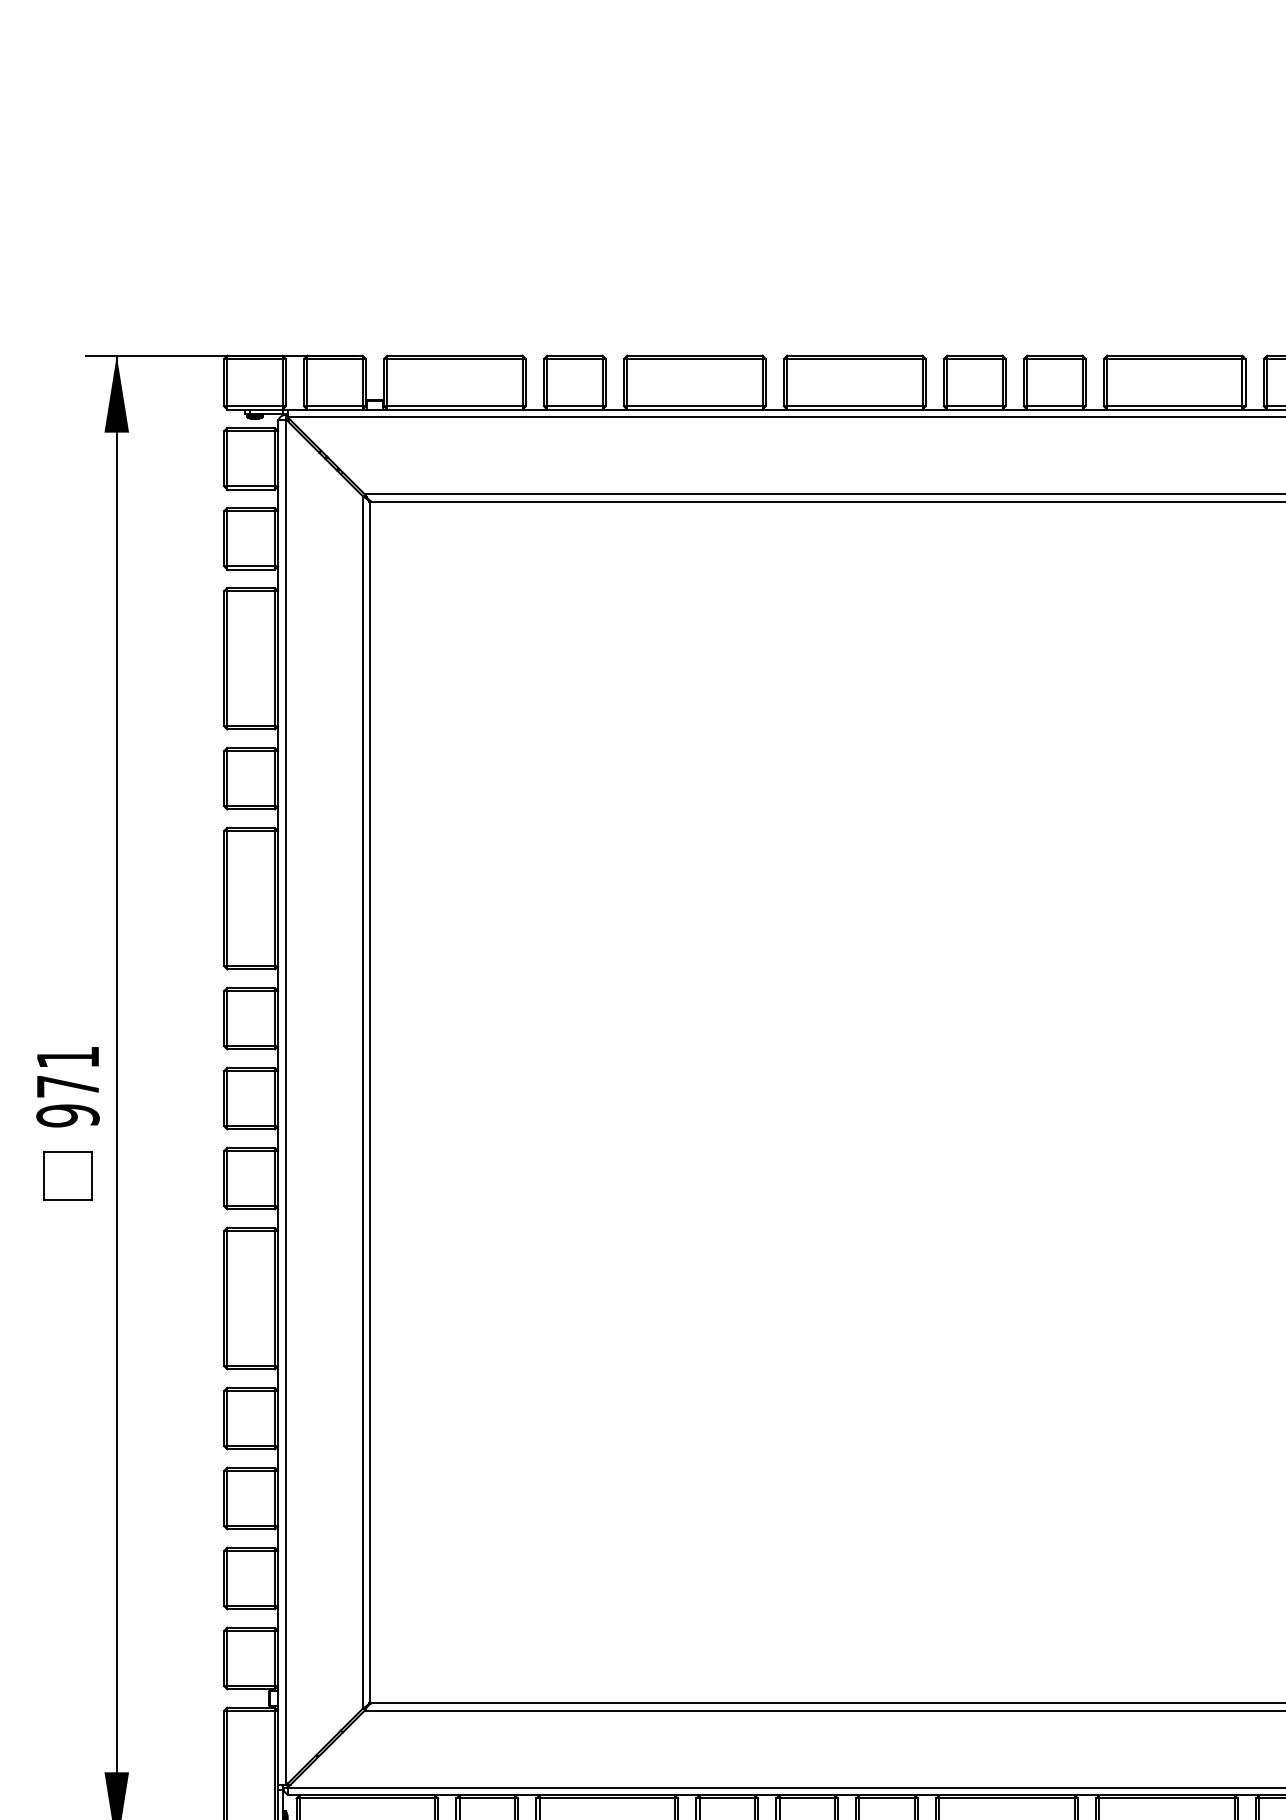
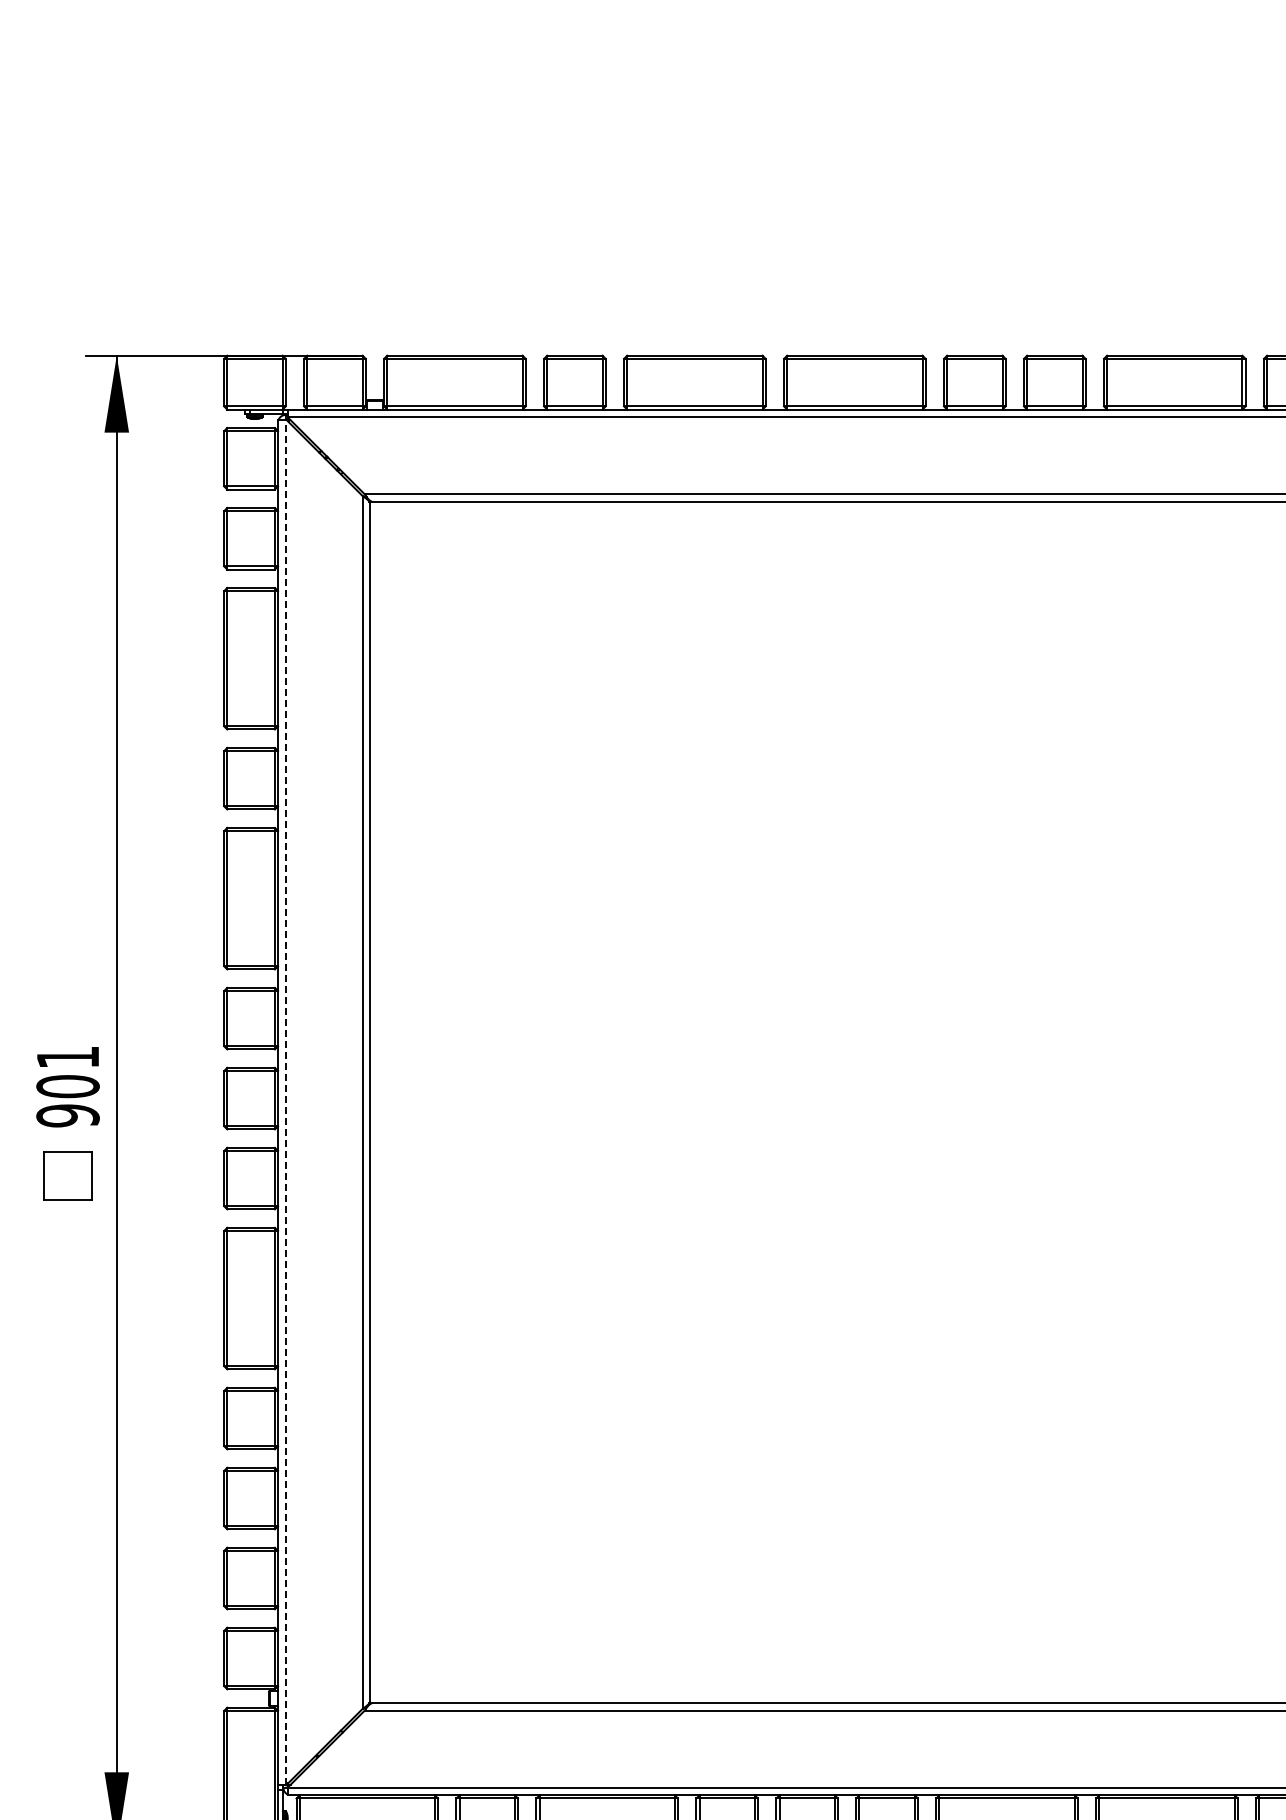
text: 971 -> 901 (67, 1086)
line: solid -> dashed (285, 1102)
